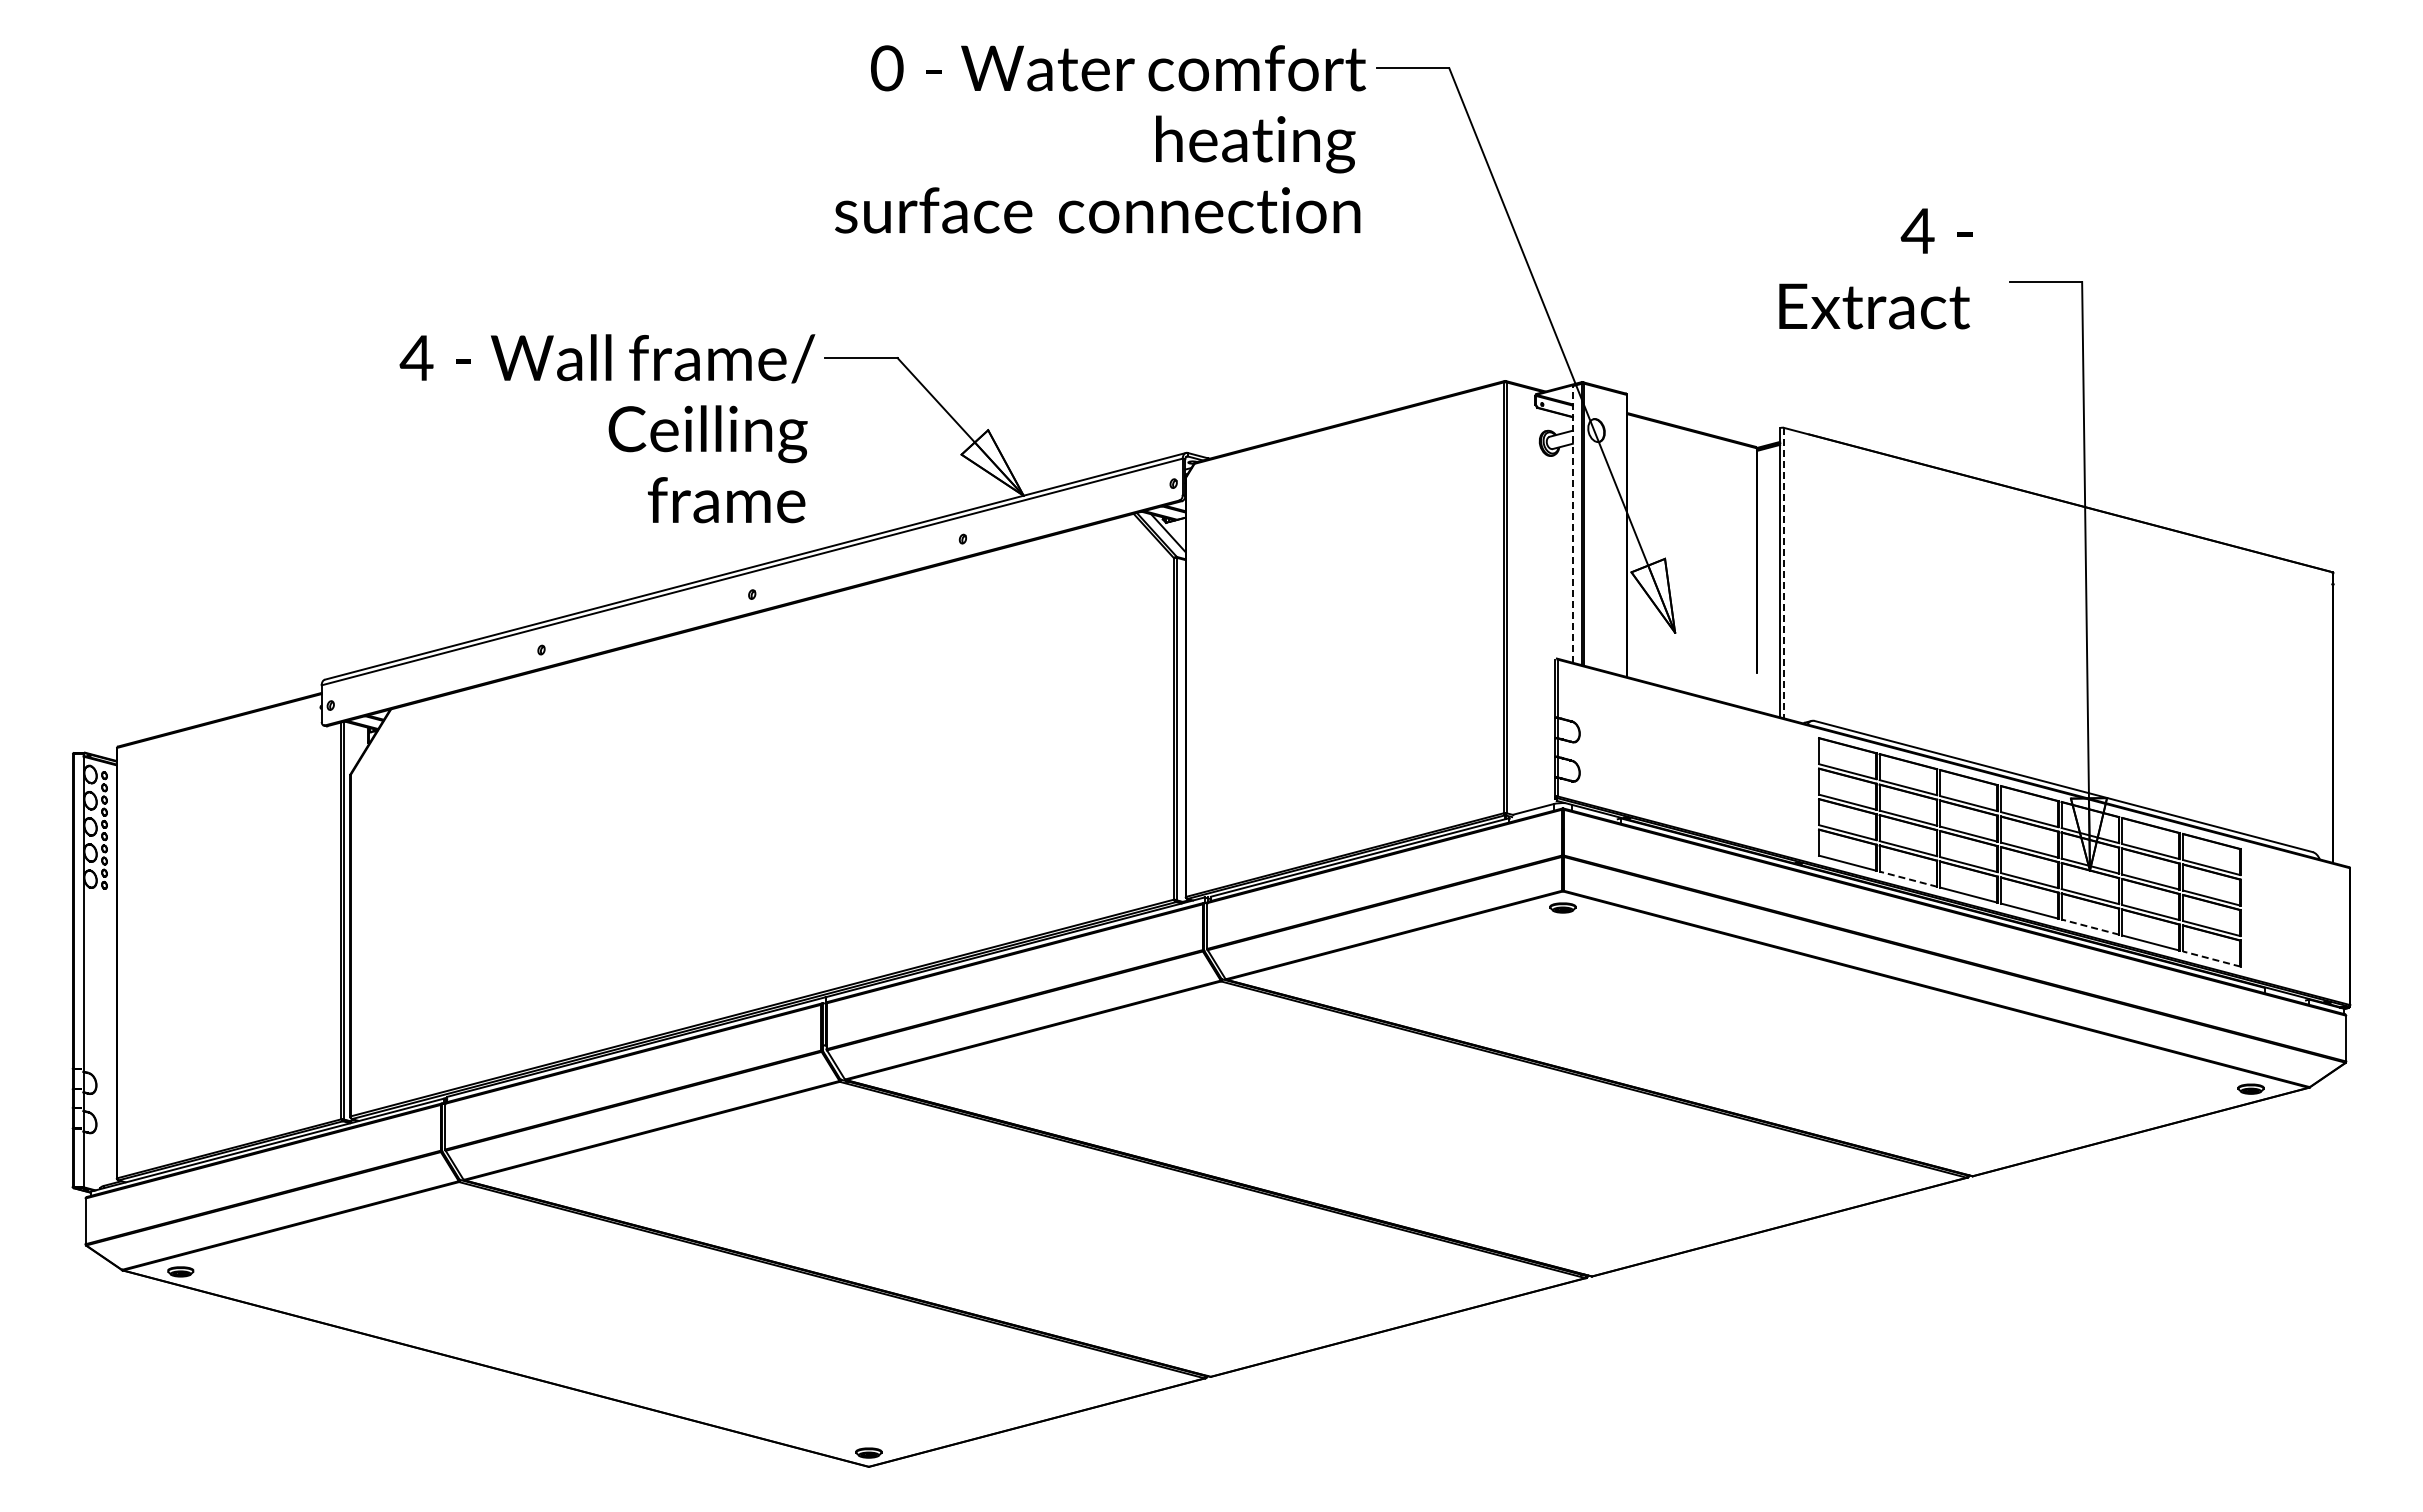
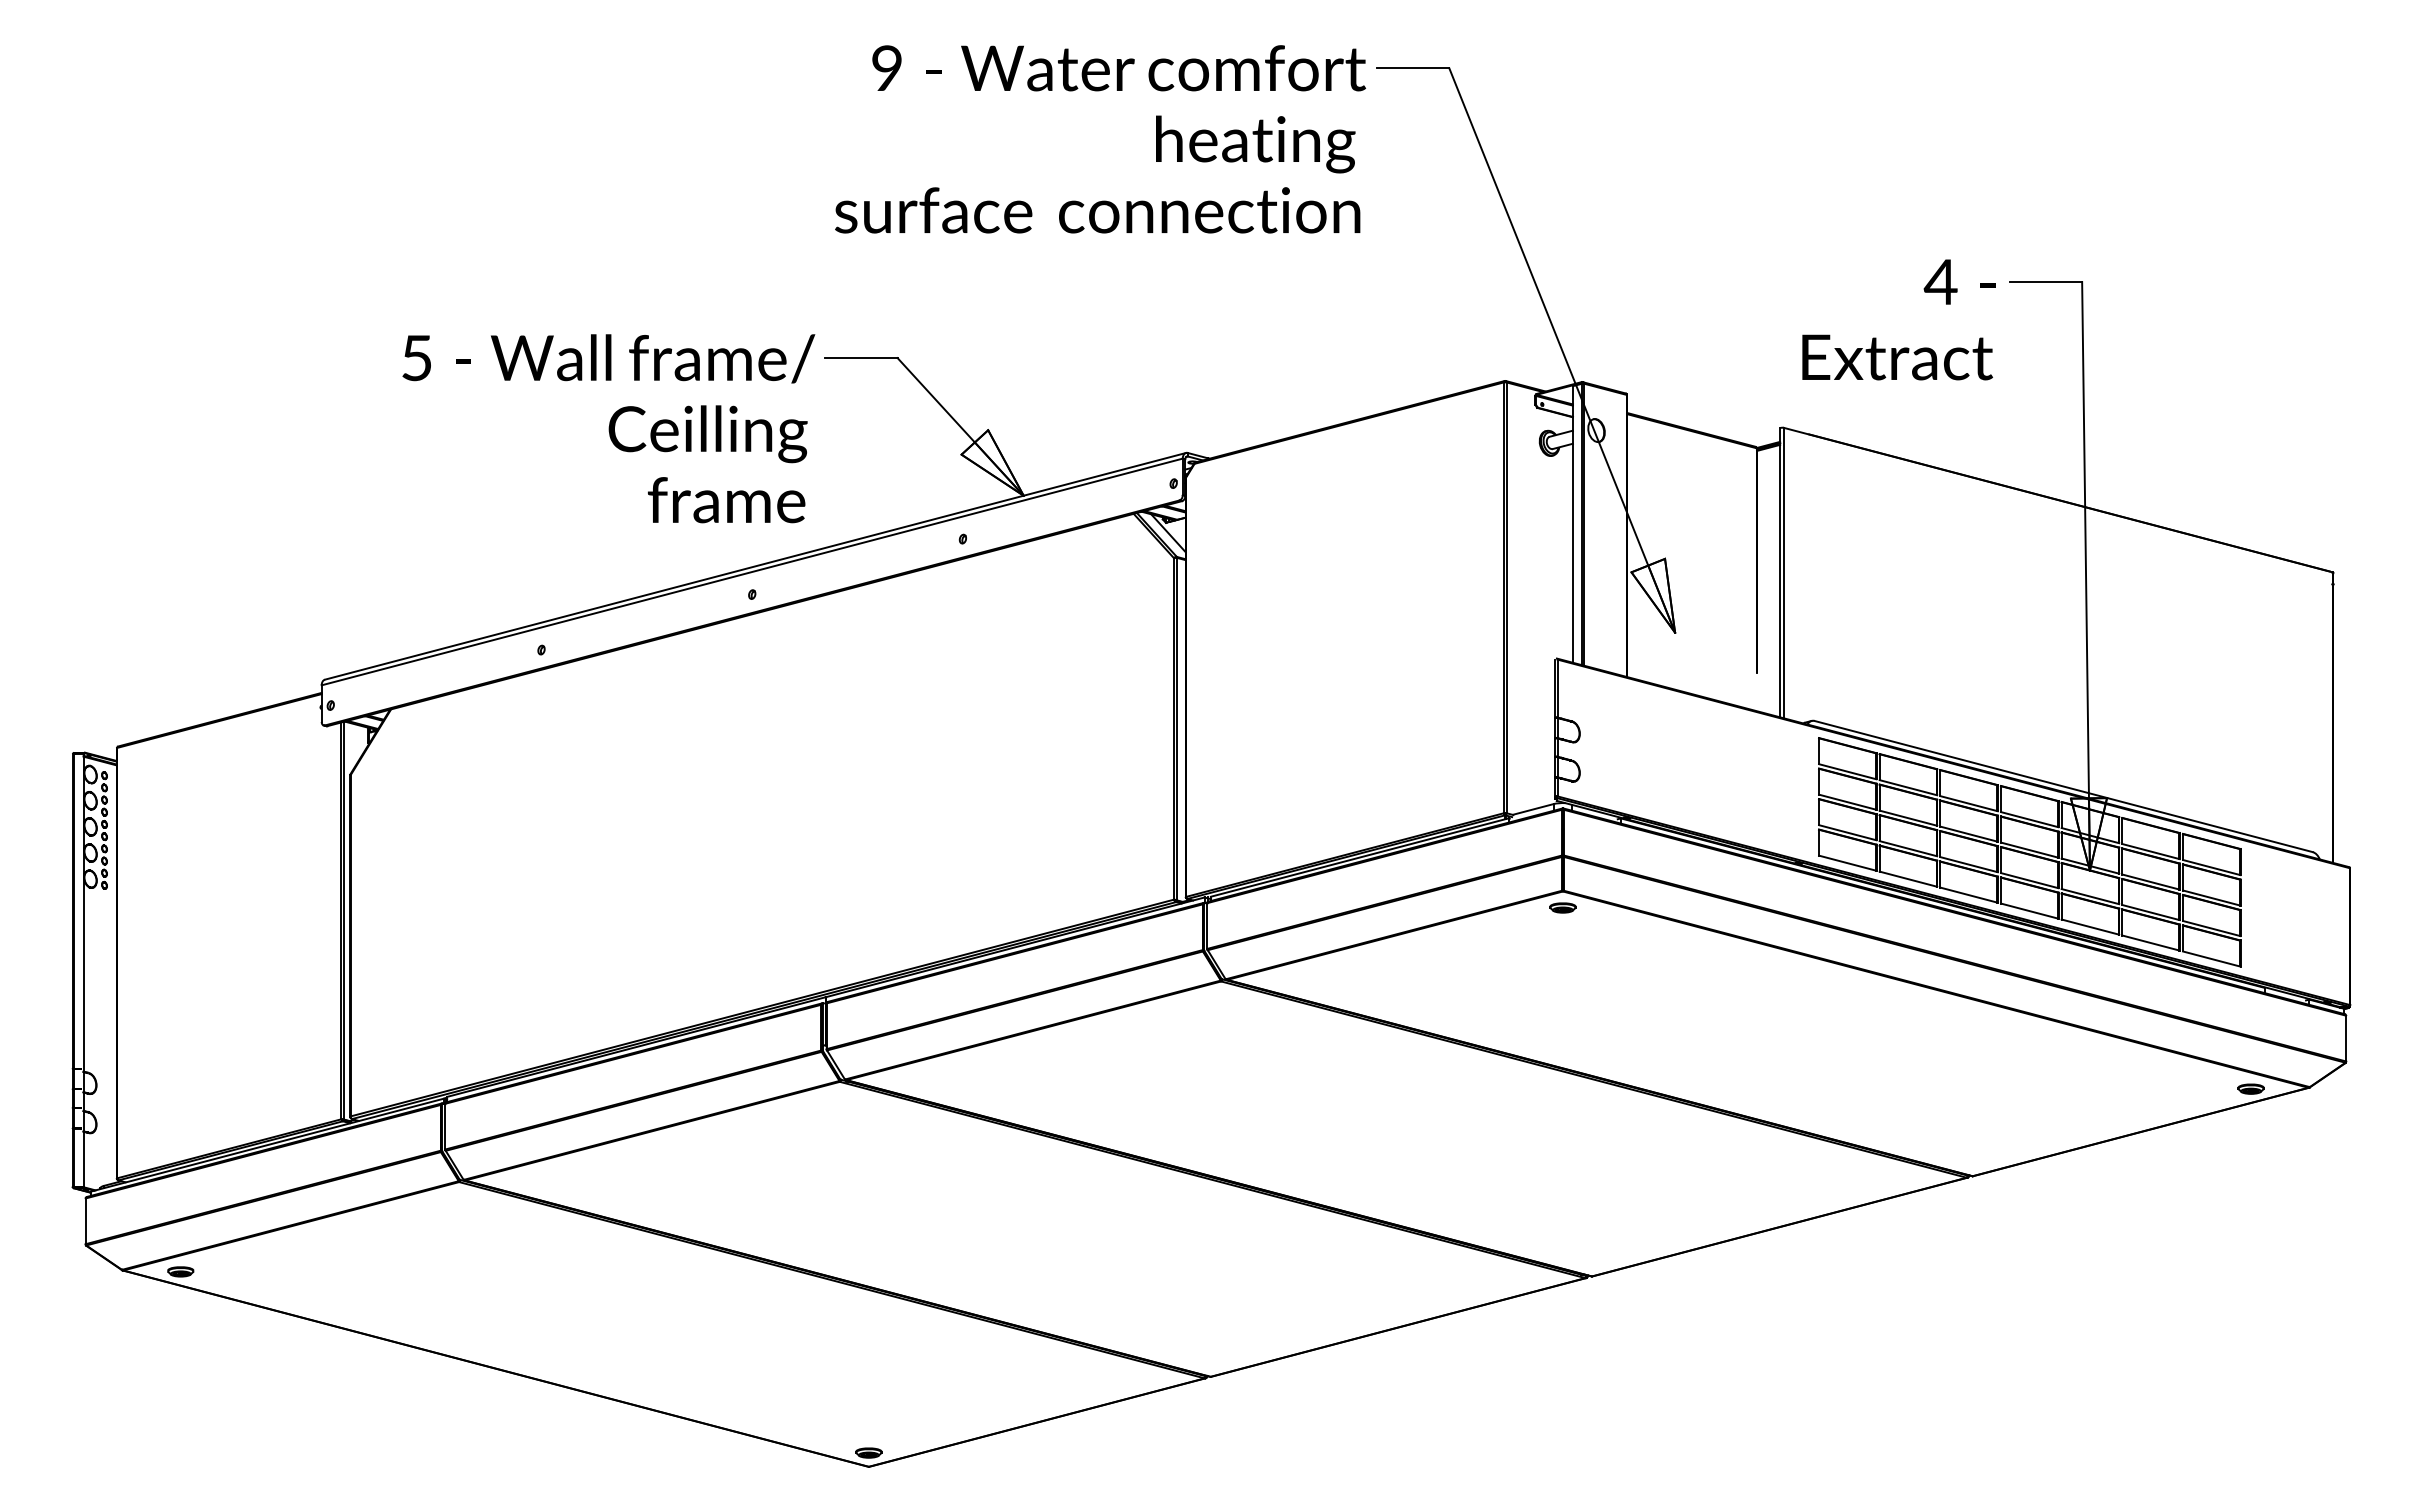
text: 0 -> 9 (887, 68)
text position: (1875, 268) -> (1898, 319) (1898, 319)
text: 4 -> 5 (416, 358)
line: dashed -> solid (1572, 523)
line: dashed -> solid (1784, 573)
line: dashed -> solid (1908, 879)
line: dashed -> solid (2090, 927)
line: dashed -> solid (2211, 959)
